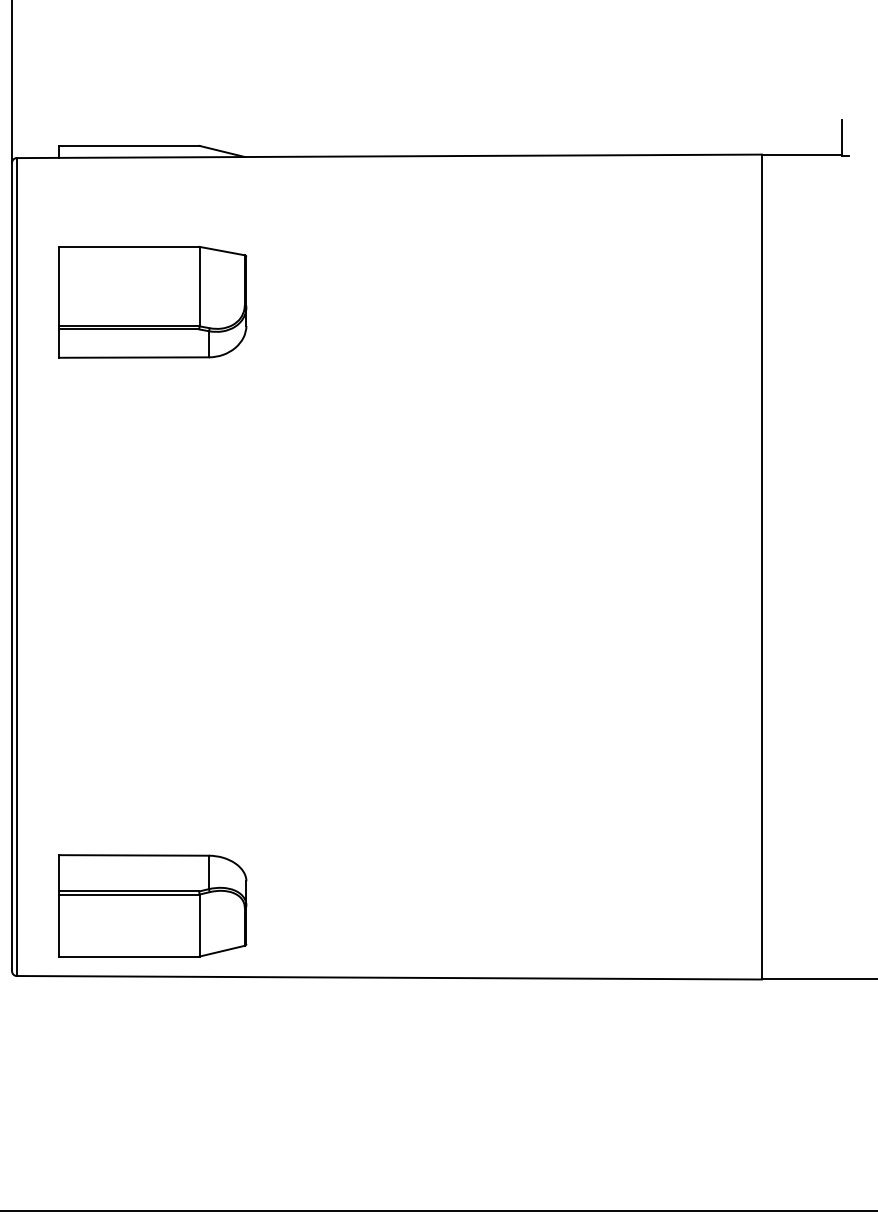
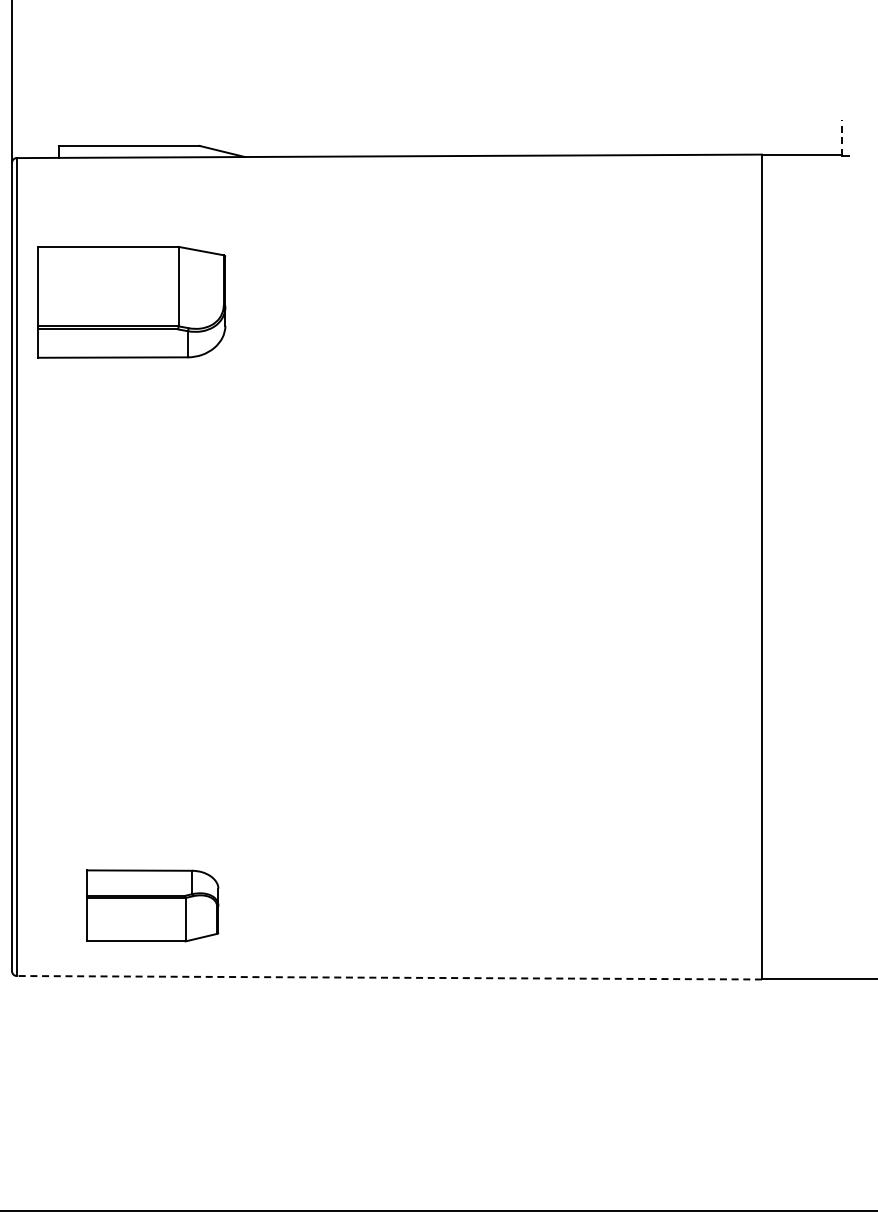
line: solid -> dashed (841, 137)
part position: (152, 302) -> (131, 302) (131, 302)
part size: 190x104 px -> 134x74 px (152, 905)
line: solid -> dashed (389, 977)
